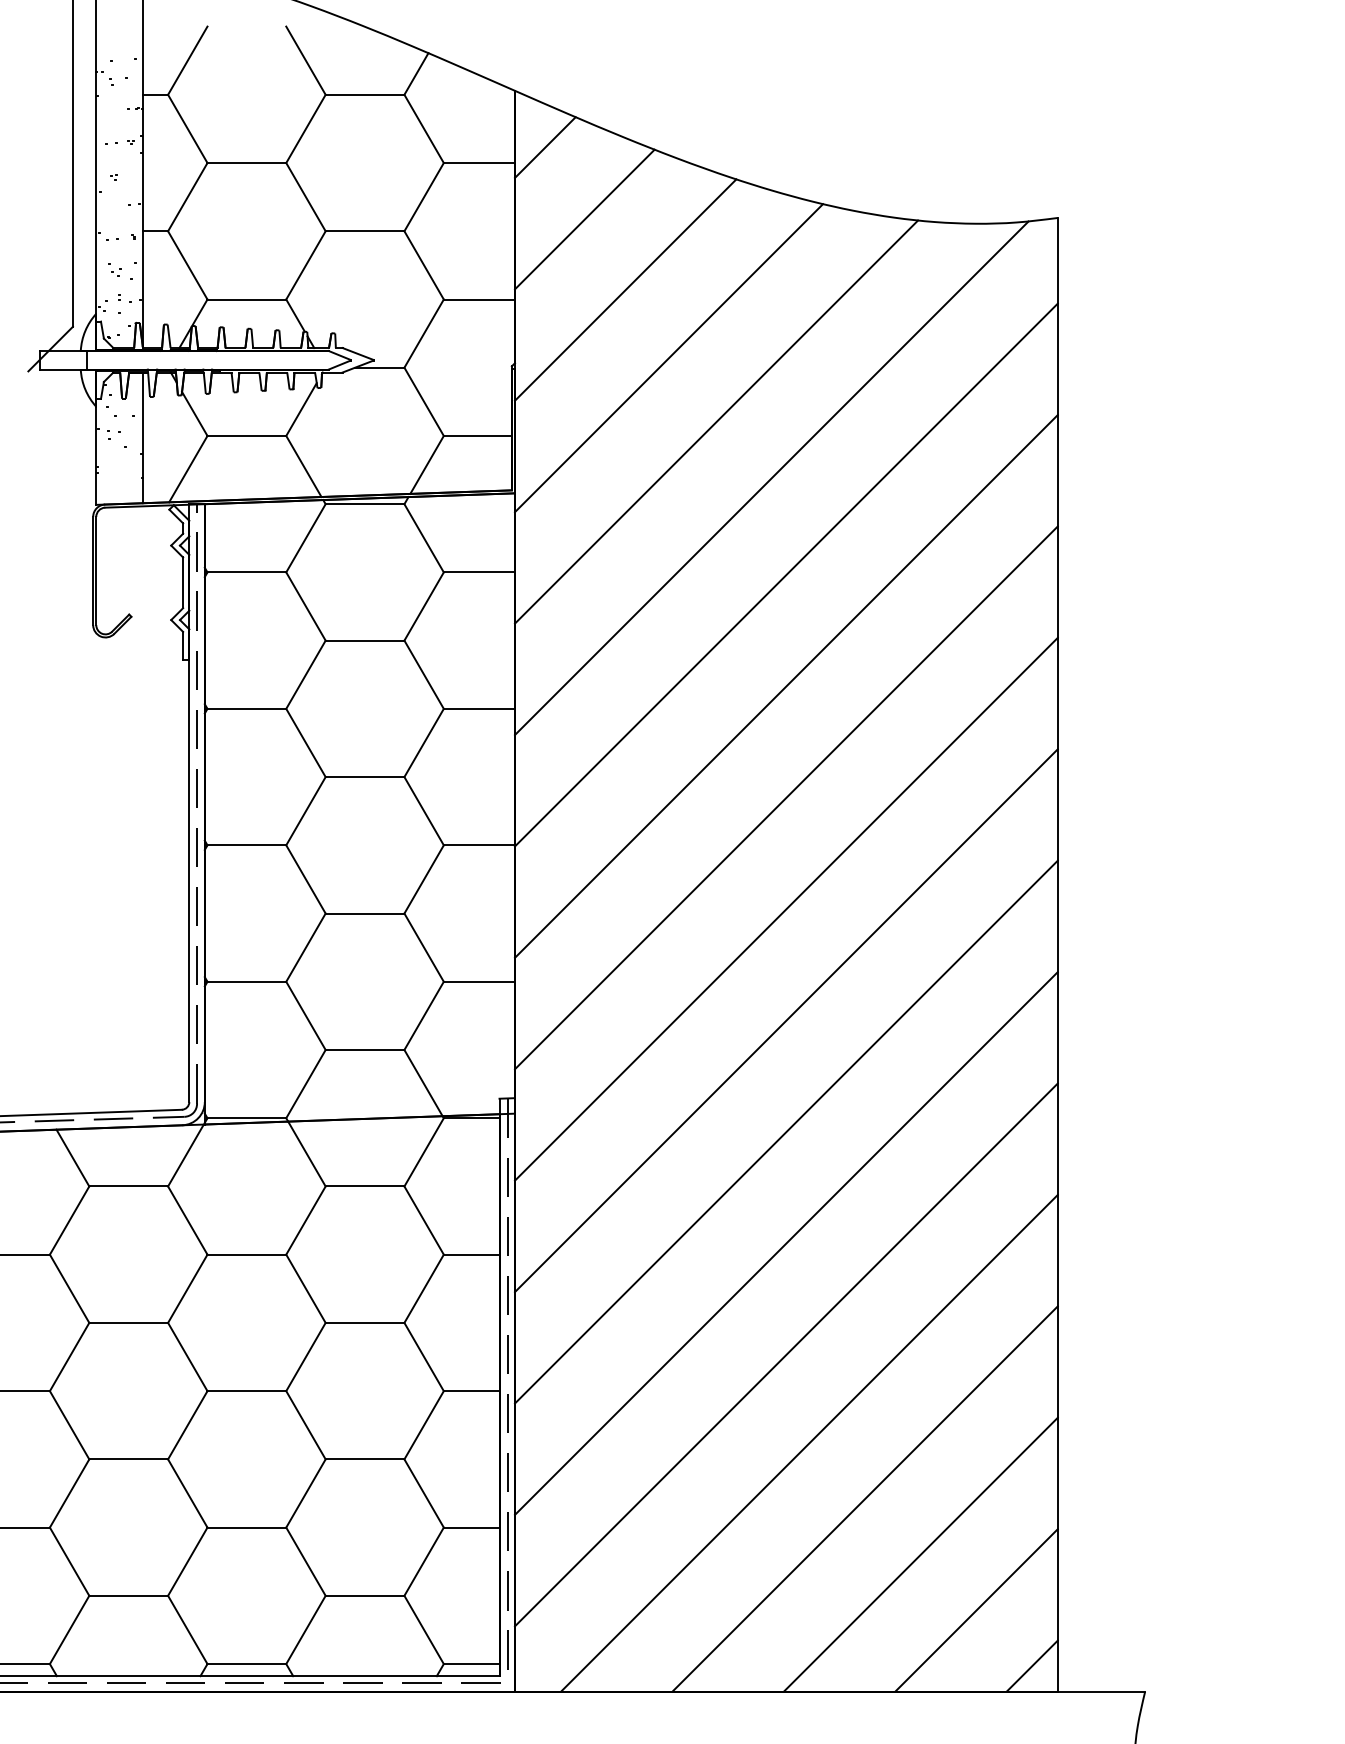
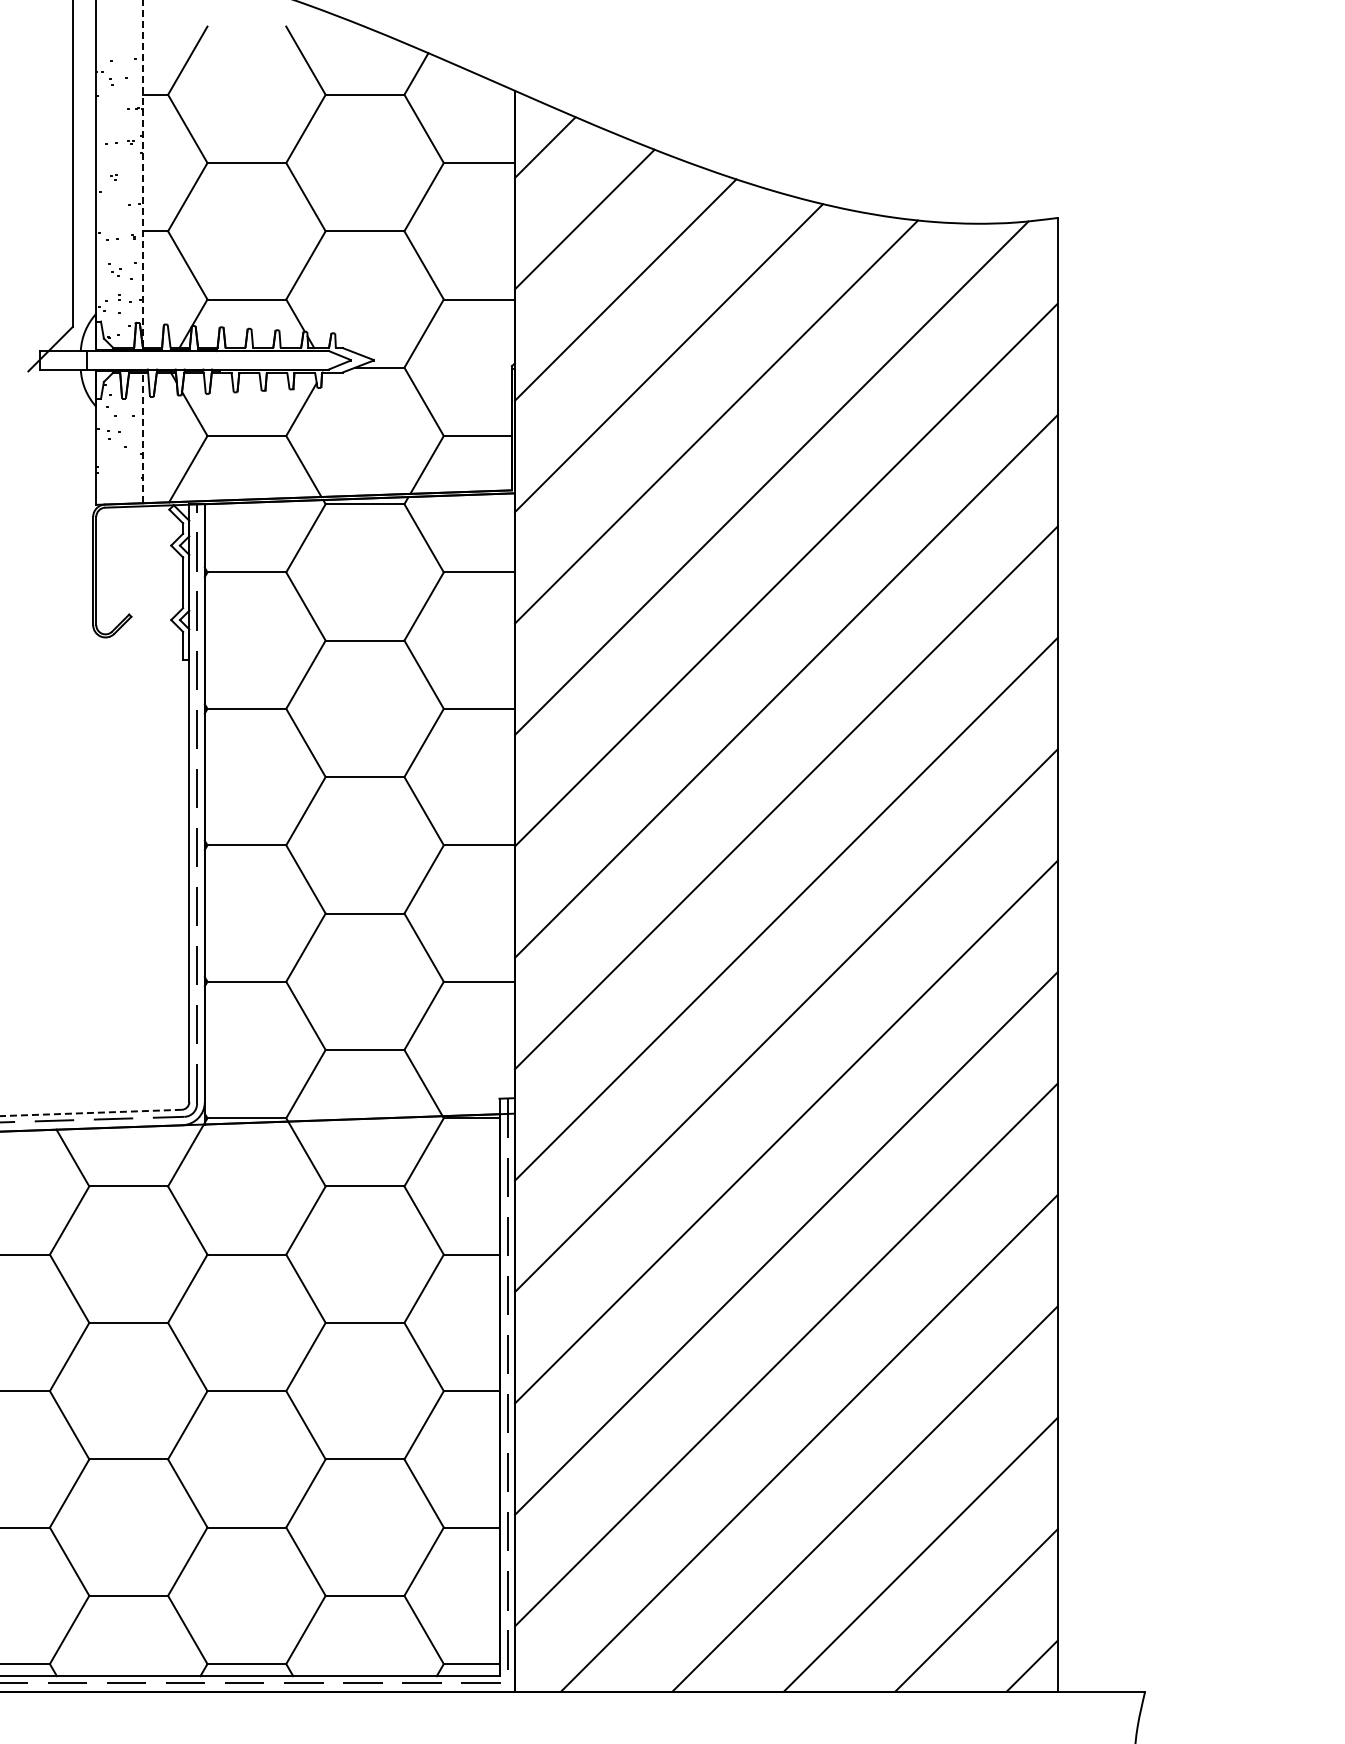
line: solid -> dashed (142, 172)
line: solid -> dashed (142, 437)
line: solid -> dashed (90, 1112)
